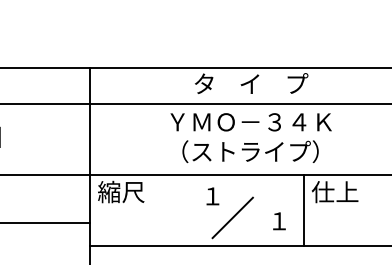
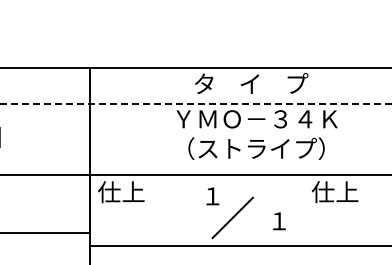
line: solid -> dashed (196, 103)
text position: (250, 138) -> (256, 135) (256, 135)
text: 縮尺 -> 仕上 (121, 191)
line: present -> none (304, 210)
line position: (46, 222) -> (46, 232) (46, 232)
